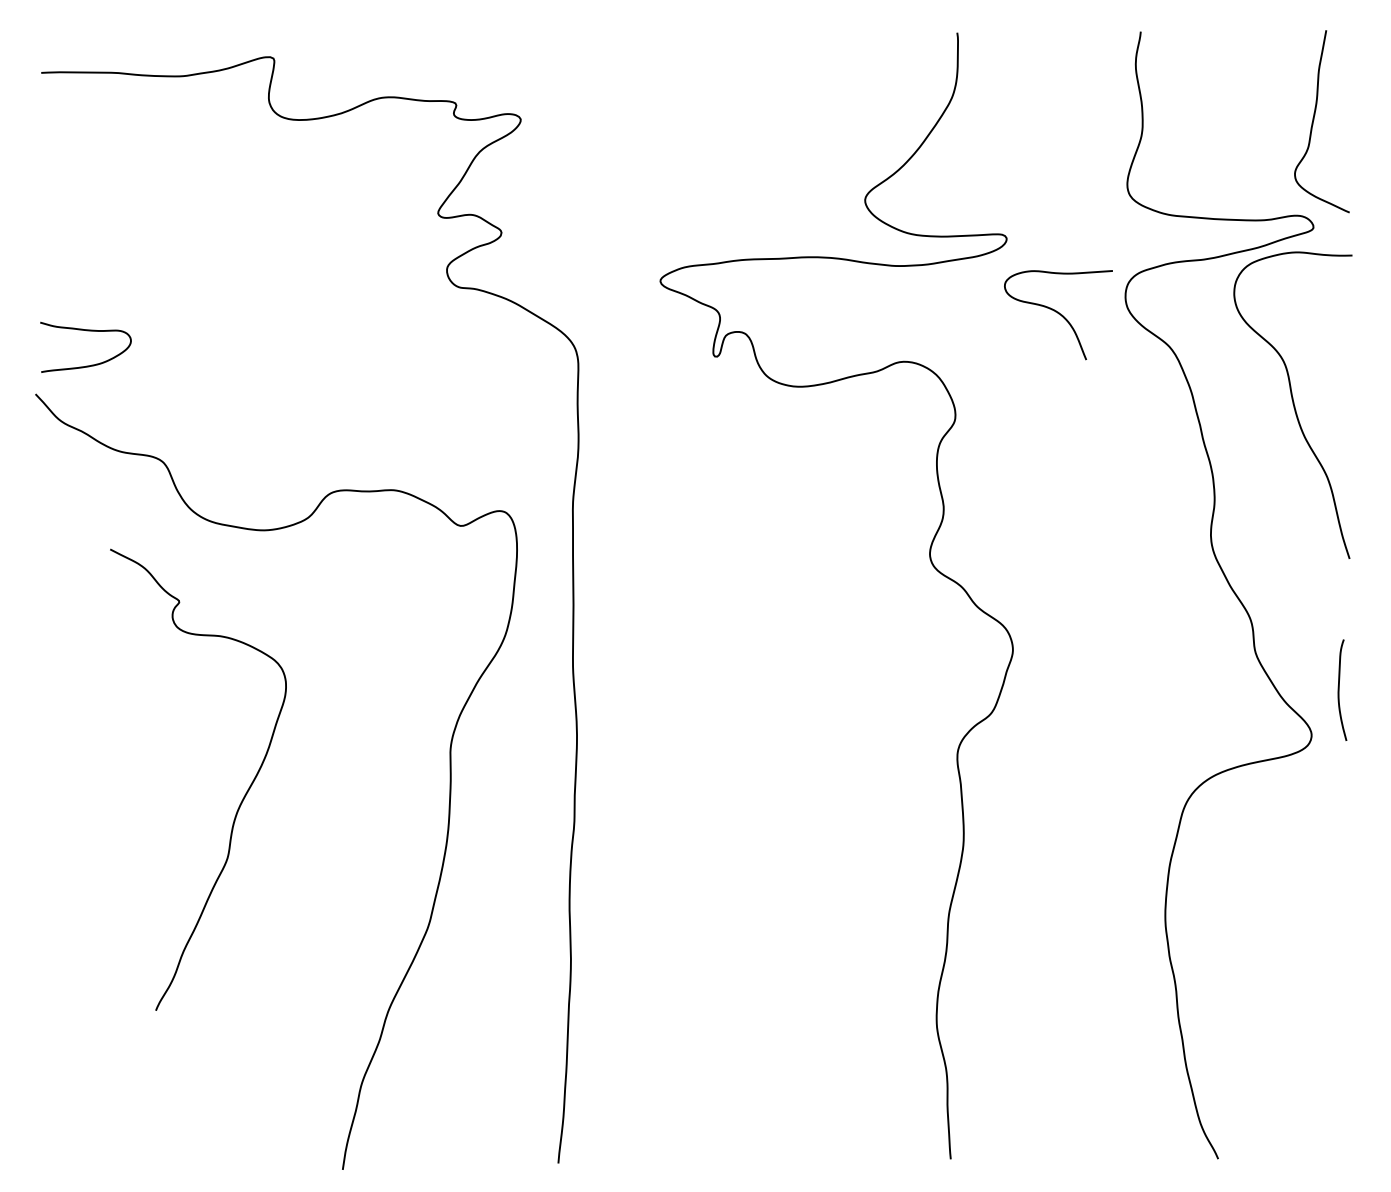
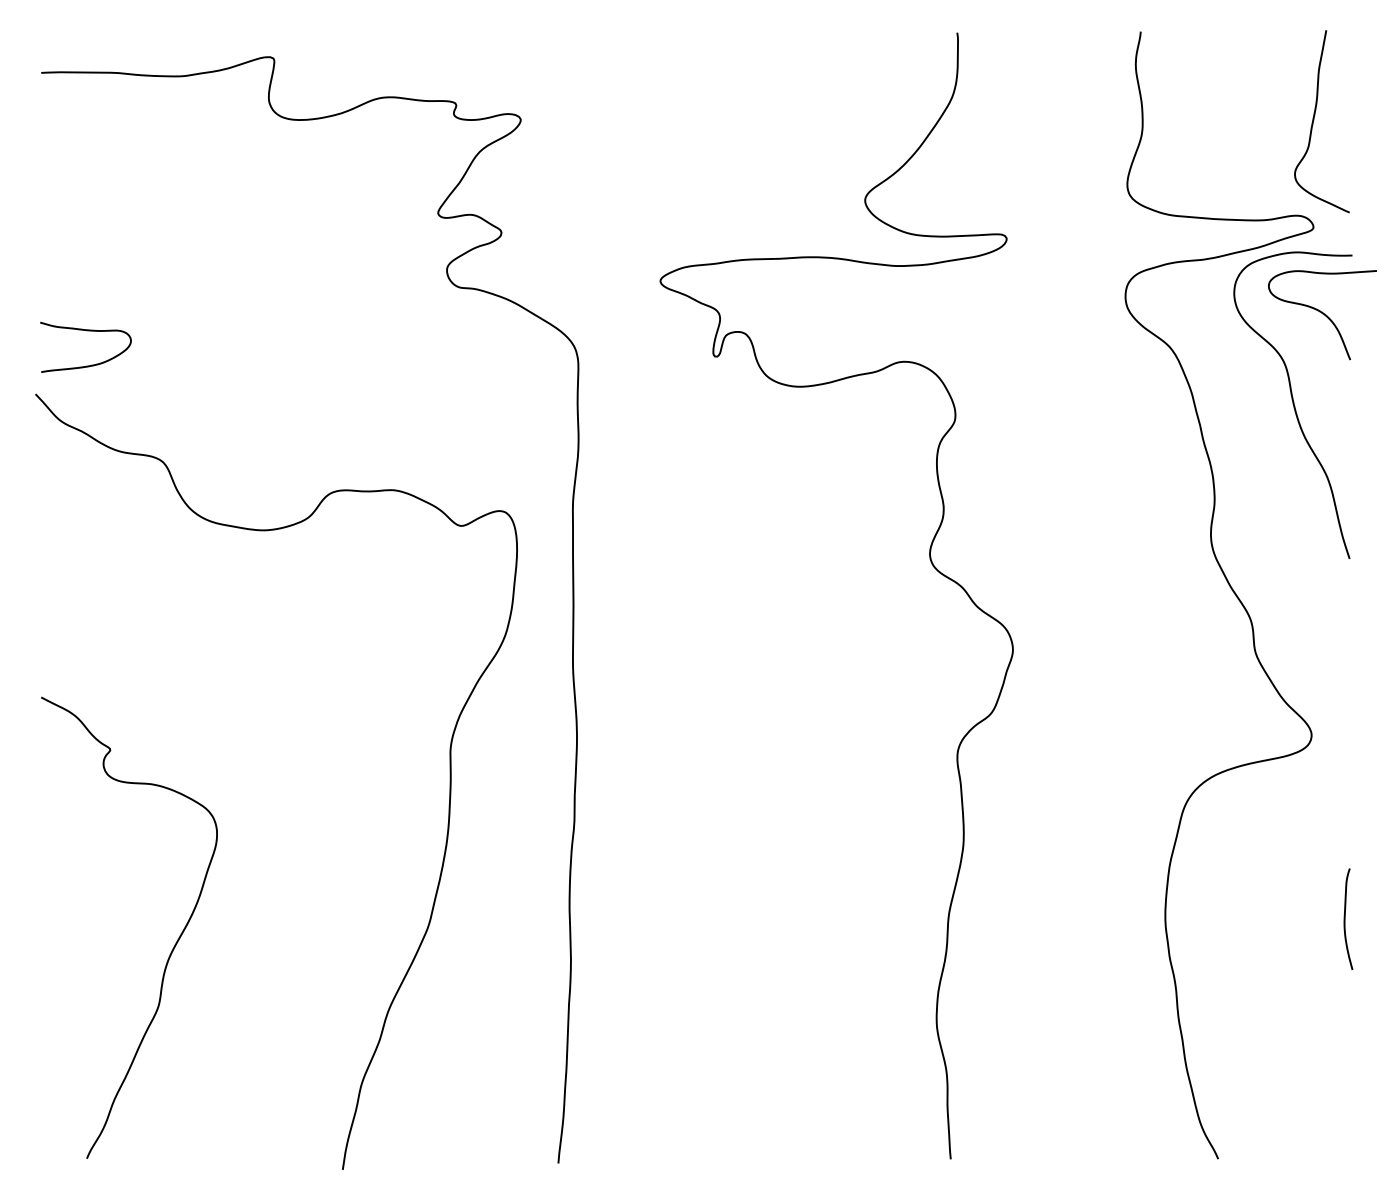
curve position: (1058, 314) -> (1322, 314) (1322, 314)
curve position: (1339, 689) -> (1345, 918) (1345, 918)
curve position: (241, 800) -> (172, 948) (172, 948)
